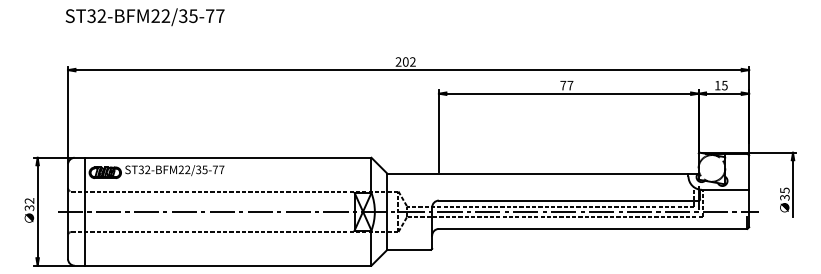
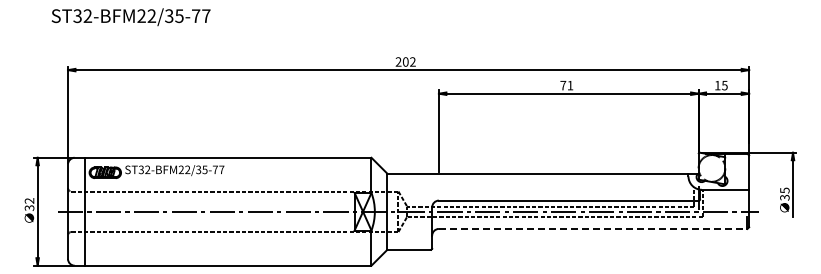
text position: (144, 17) -> (130, 17) (130, 17)
text: 77 -> 71 (570, 85)
line: solid -> dashed (593, 228)
